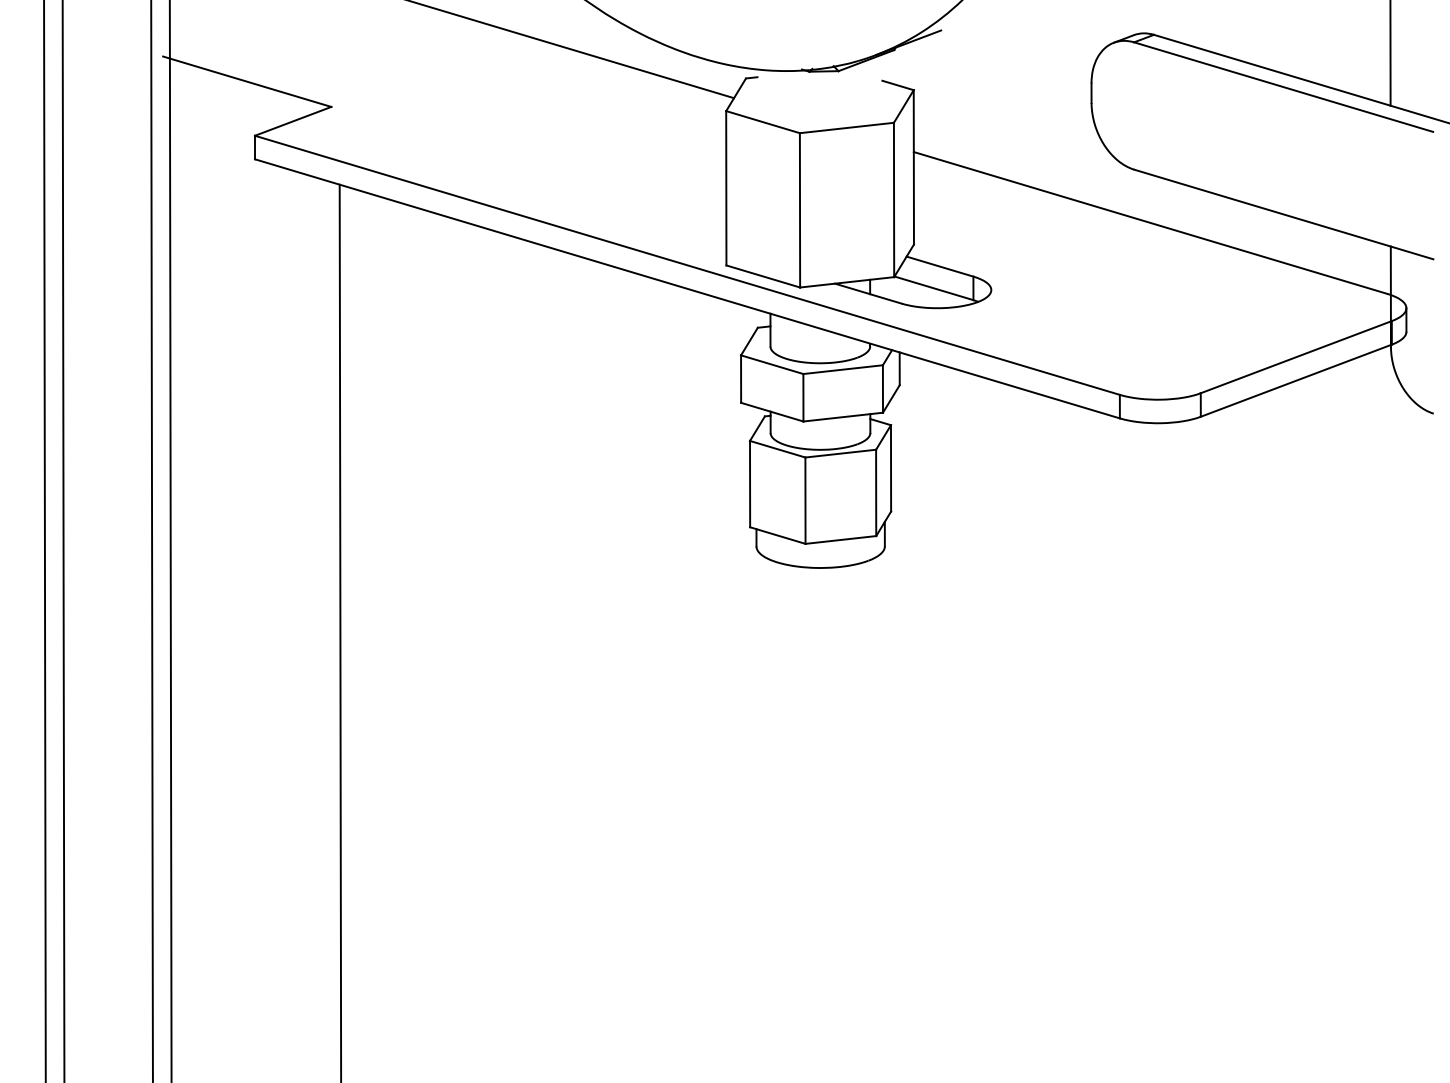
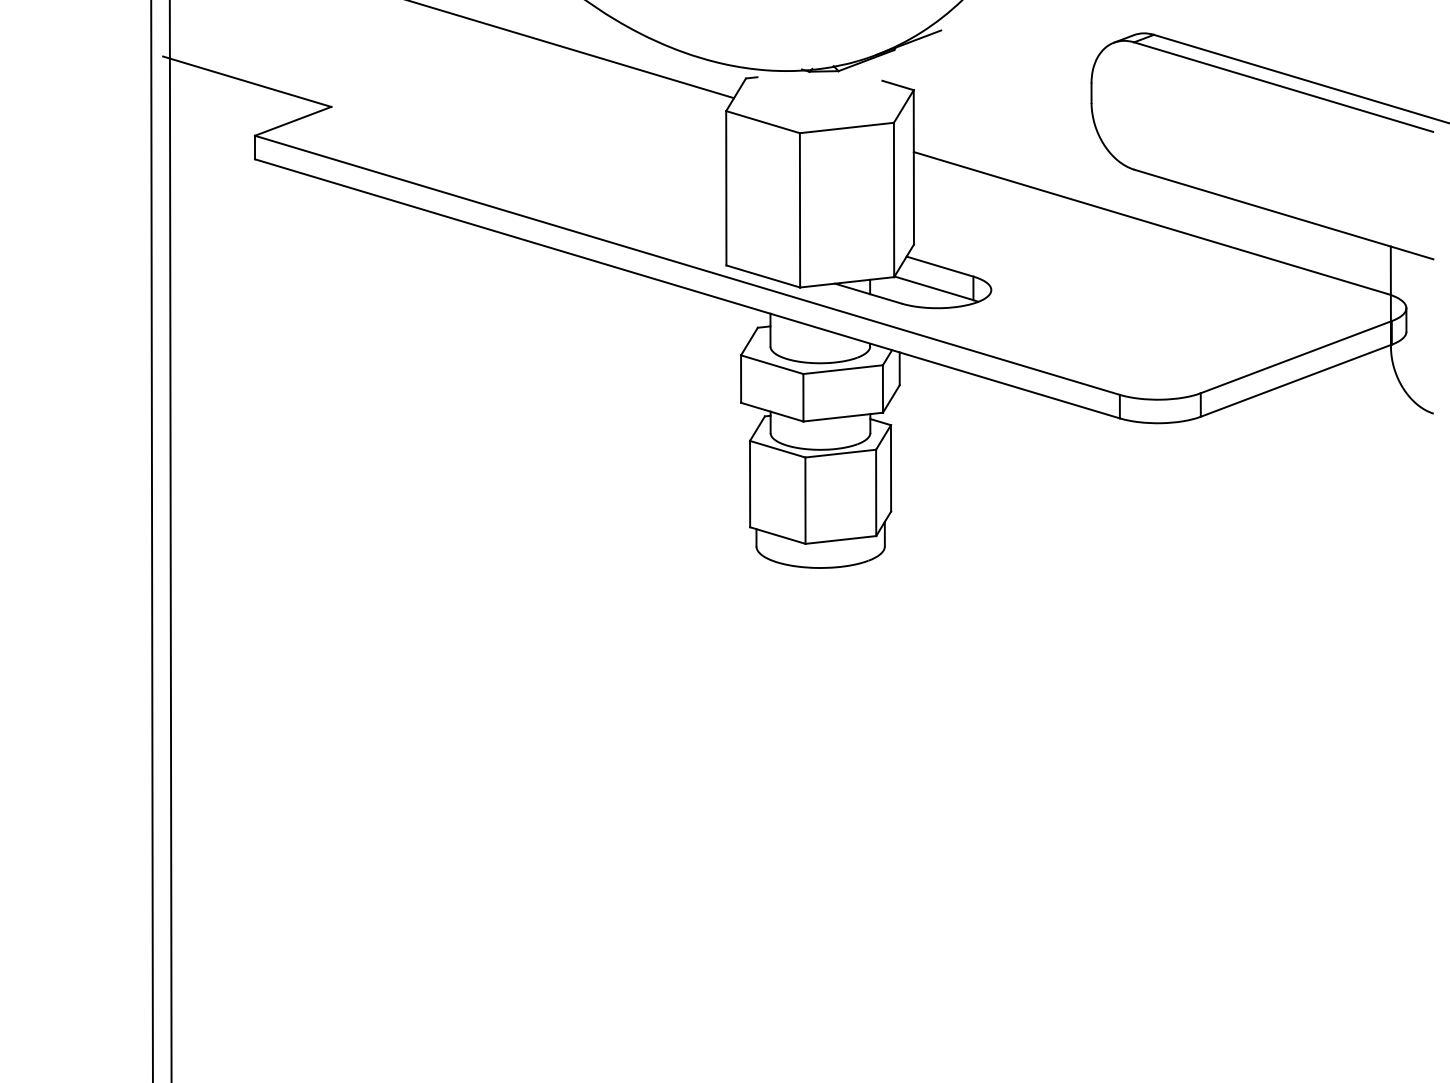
line: present -> none (1390, 53)
line: present -> none (44, 540)
line: present -> none (63, 540)
line: present -> none (340, 631)
